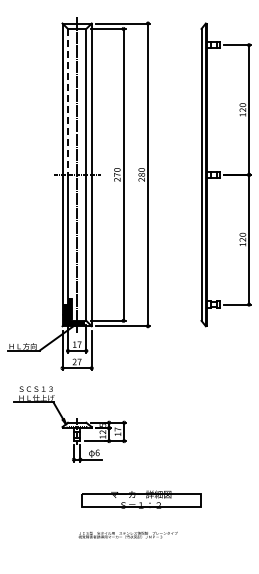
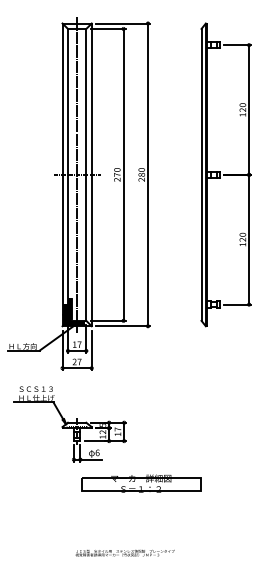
line: dashed -> solid (67, 101)
part position: (141, 499) -> (141, 483) (141, 483)
text position: (127, 534) -> (124, 552) (124, 552)
